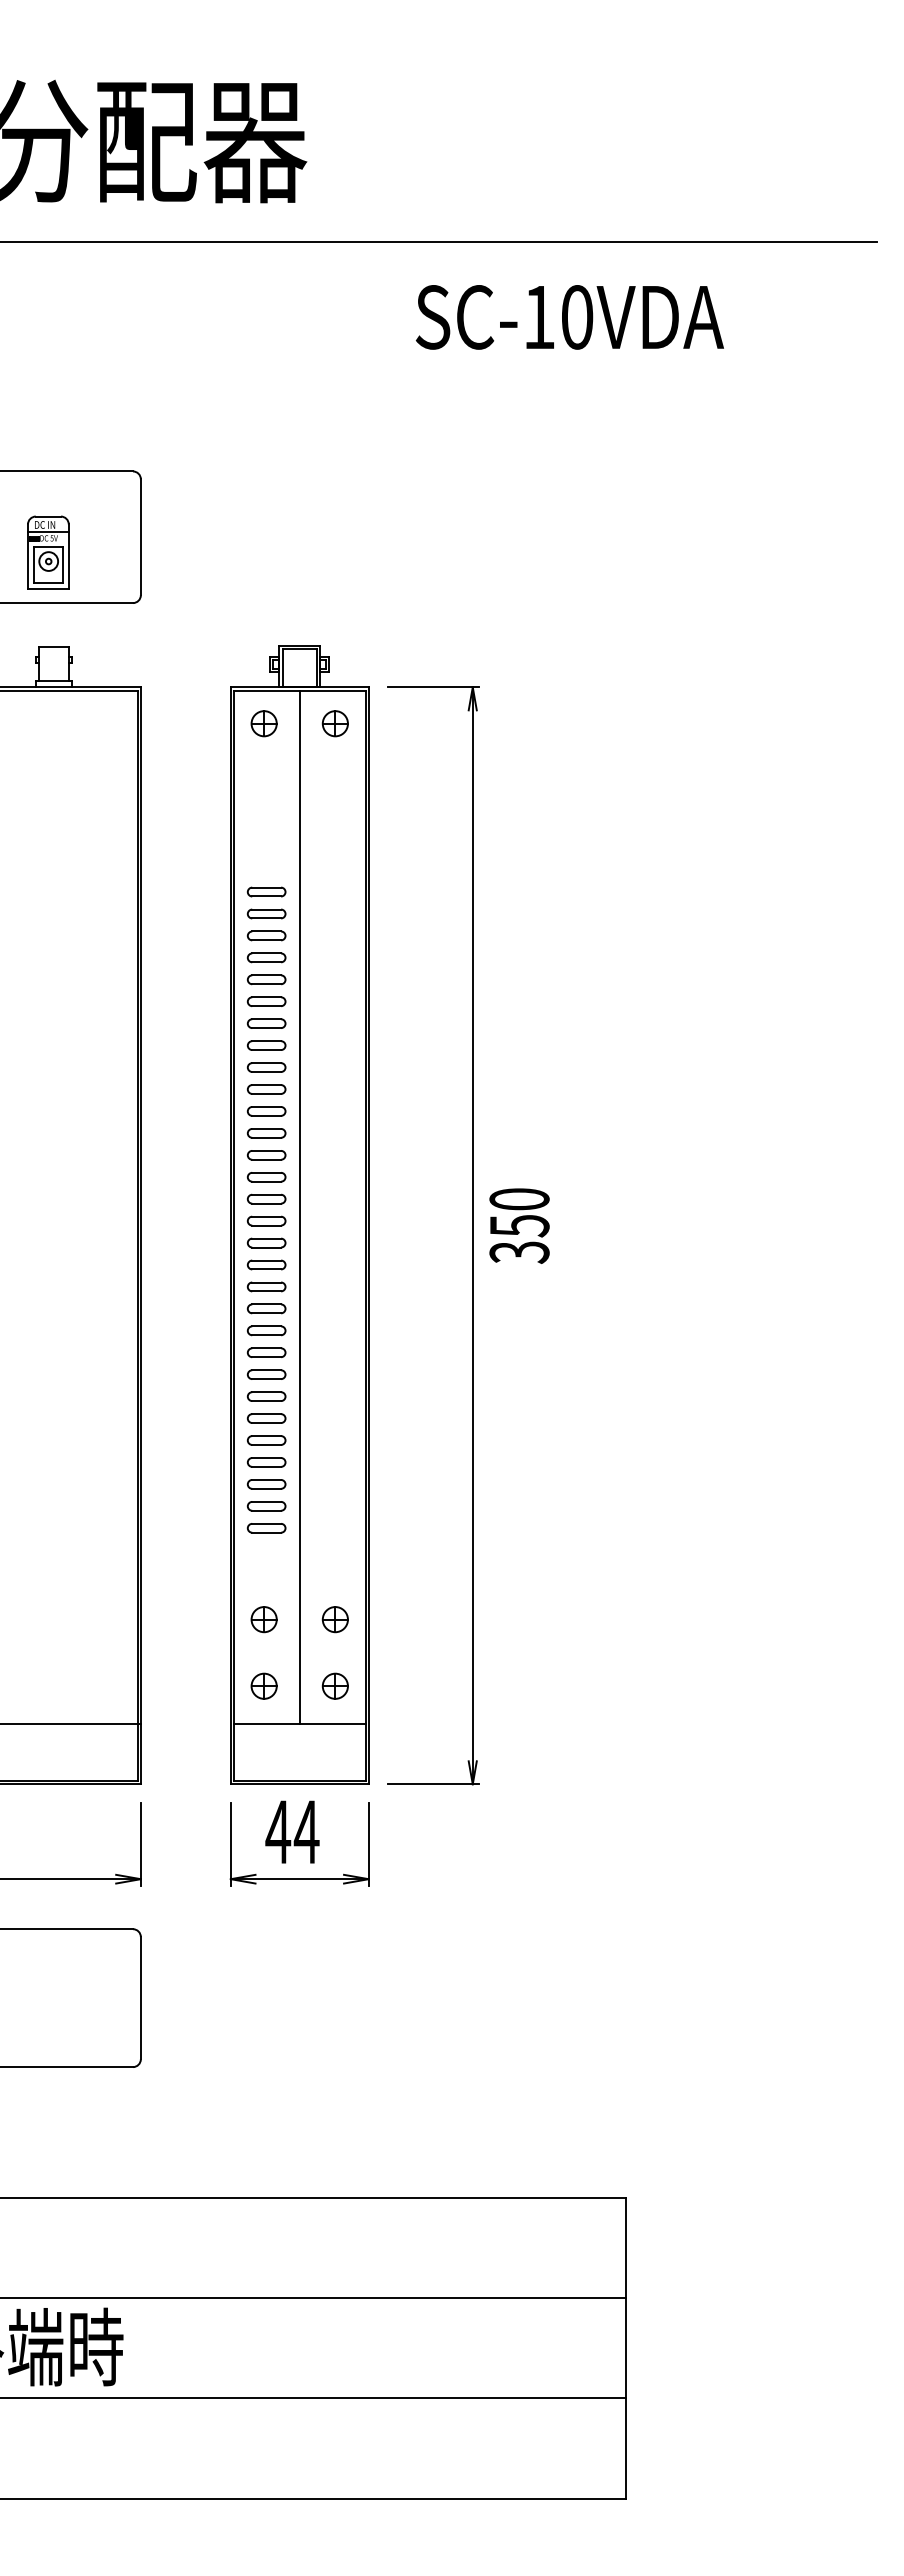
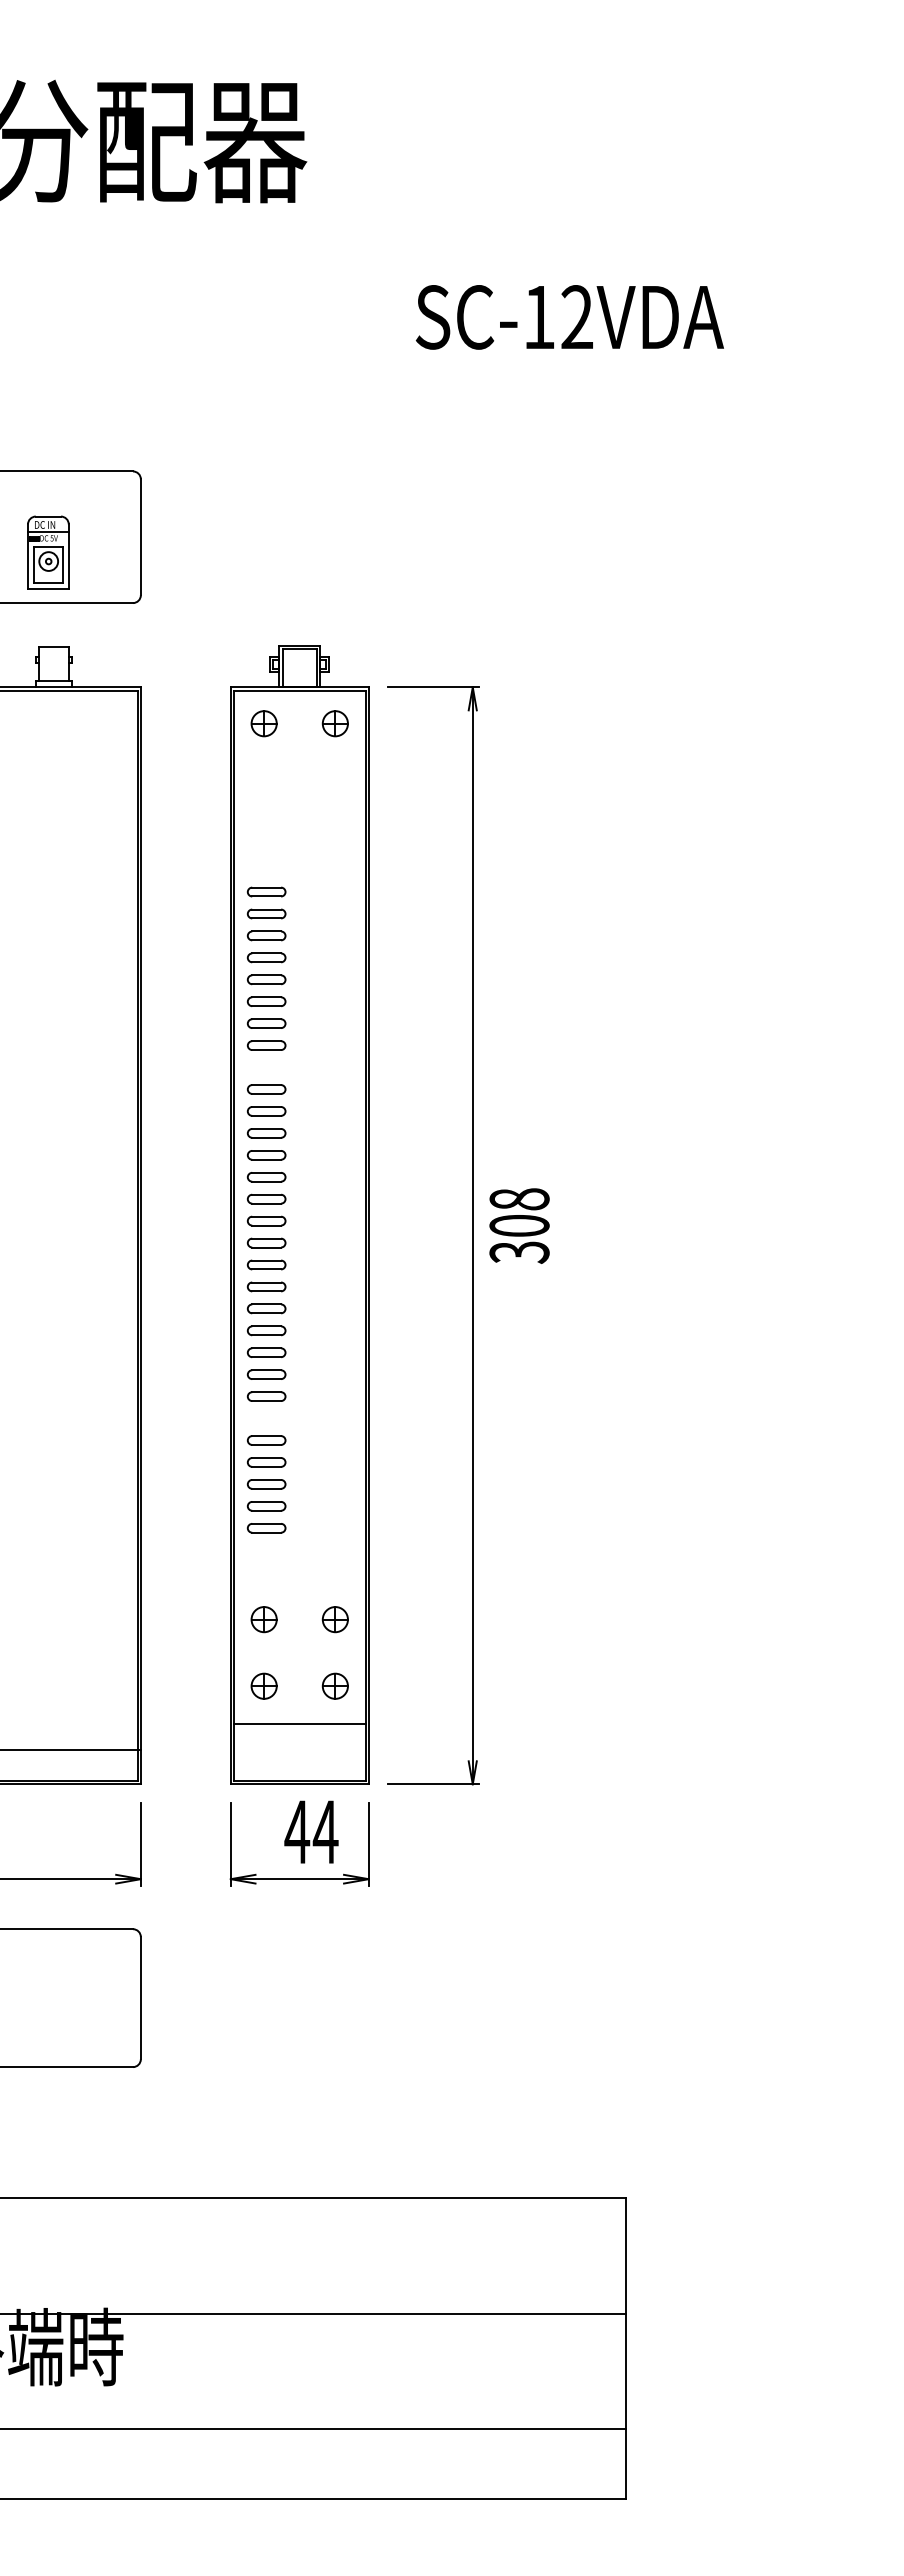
line: present -> none (439, 242)
text: SC-10VDA -> SC-12VDA (577, 317)
part: present -> none (266, 1067)
line: present -> none (299, 1206)
text: 350 -> 308 (519, 1212)
part: present -> none (266, 1418)
line position: (71, 1723) -> (71, 1749) (71, 1749)
text position: (292, 1831) -> (311, 1831) (311, 1831)
line position: (313, 2298) -> (313, 2314) (313, 2314)
line position: (313, 2398) -> (313, 2429) (313, 2429)
